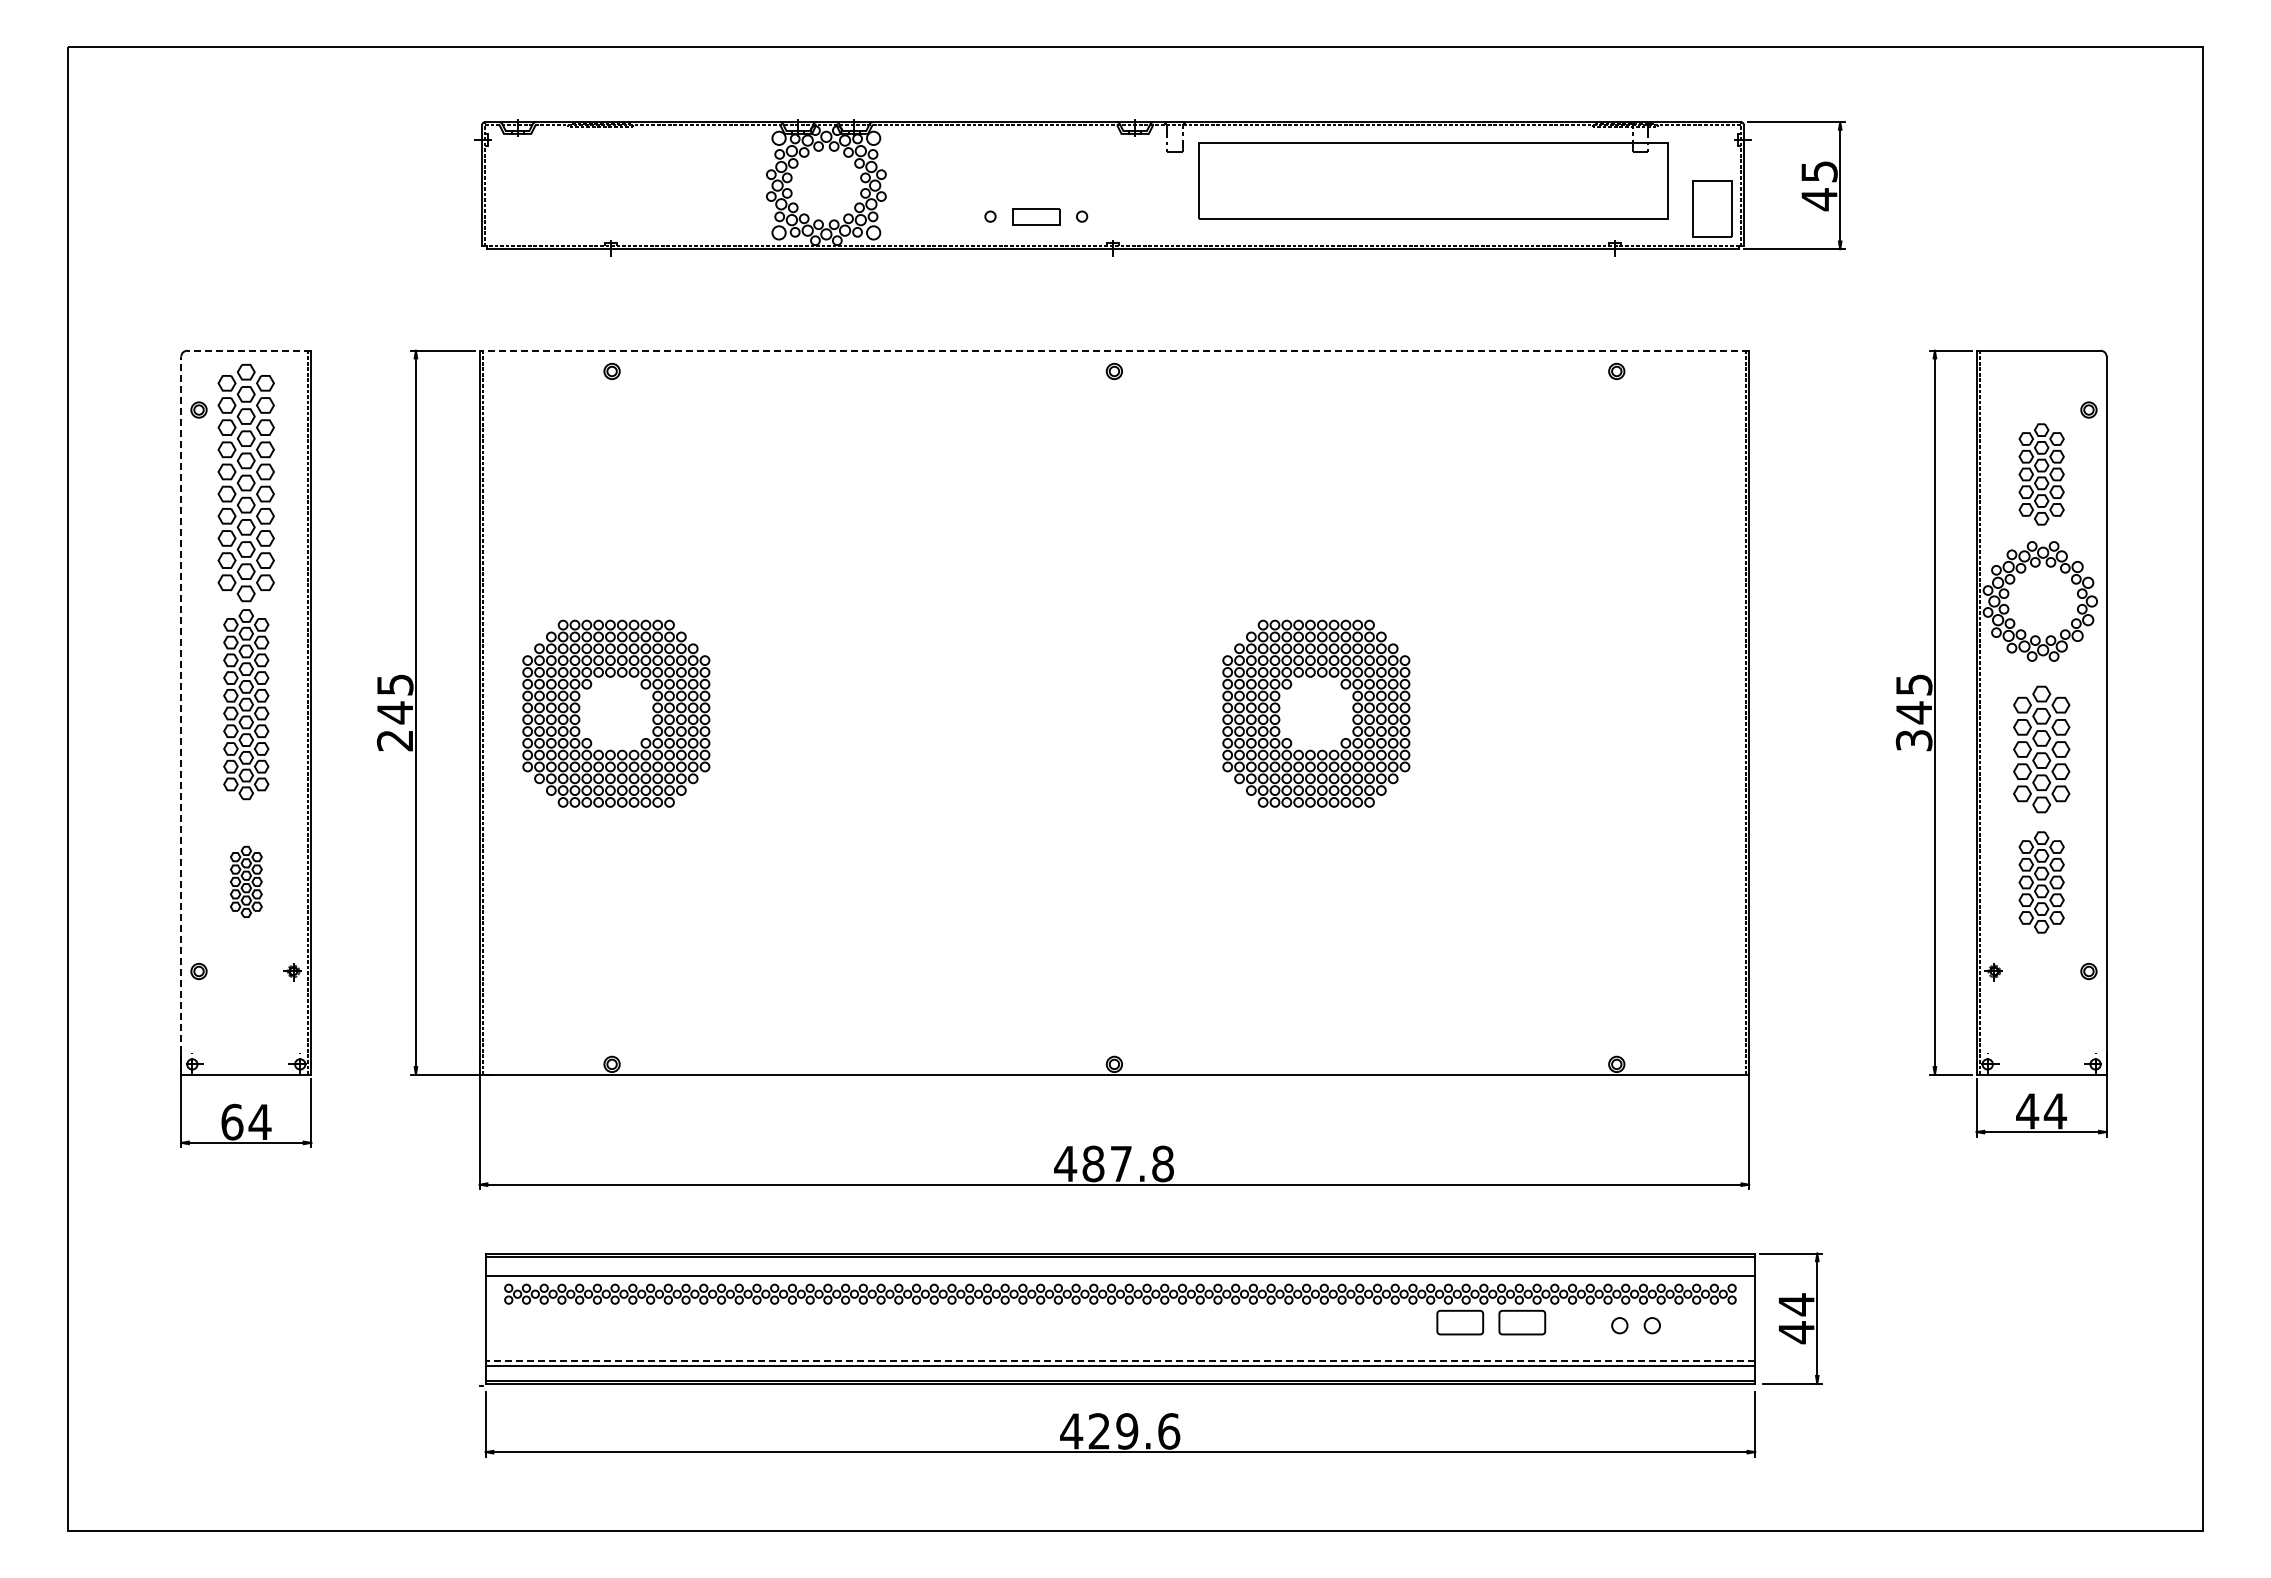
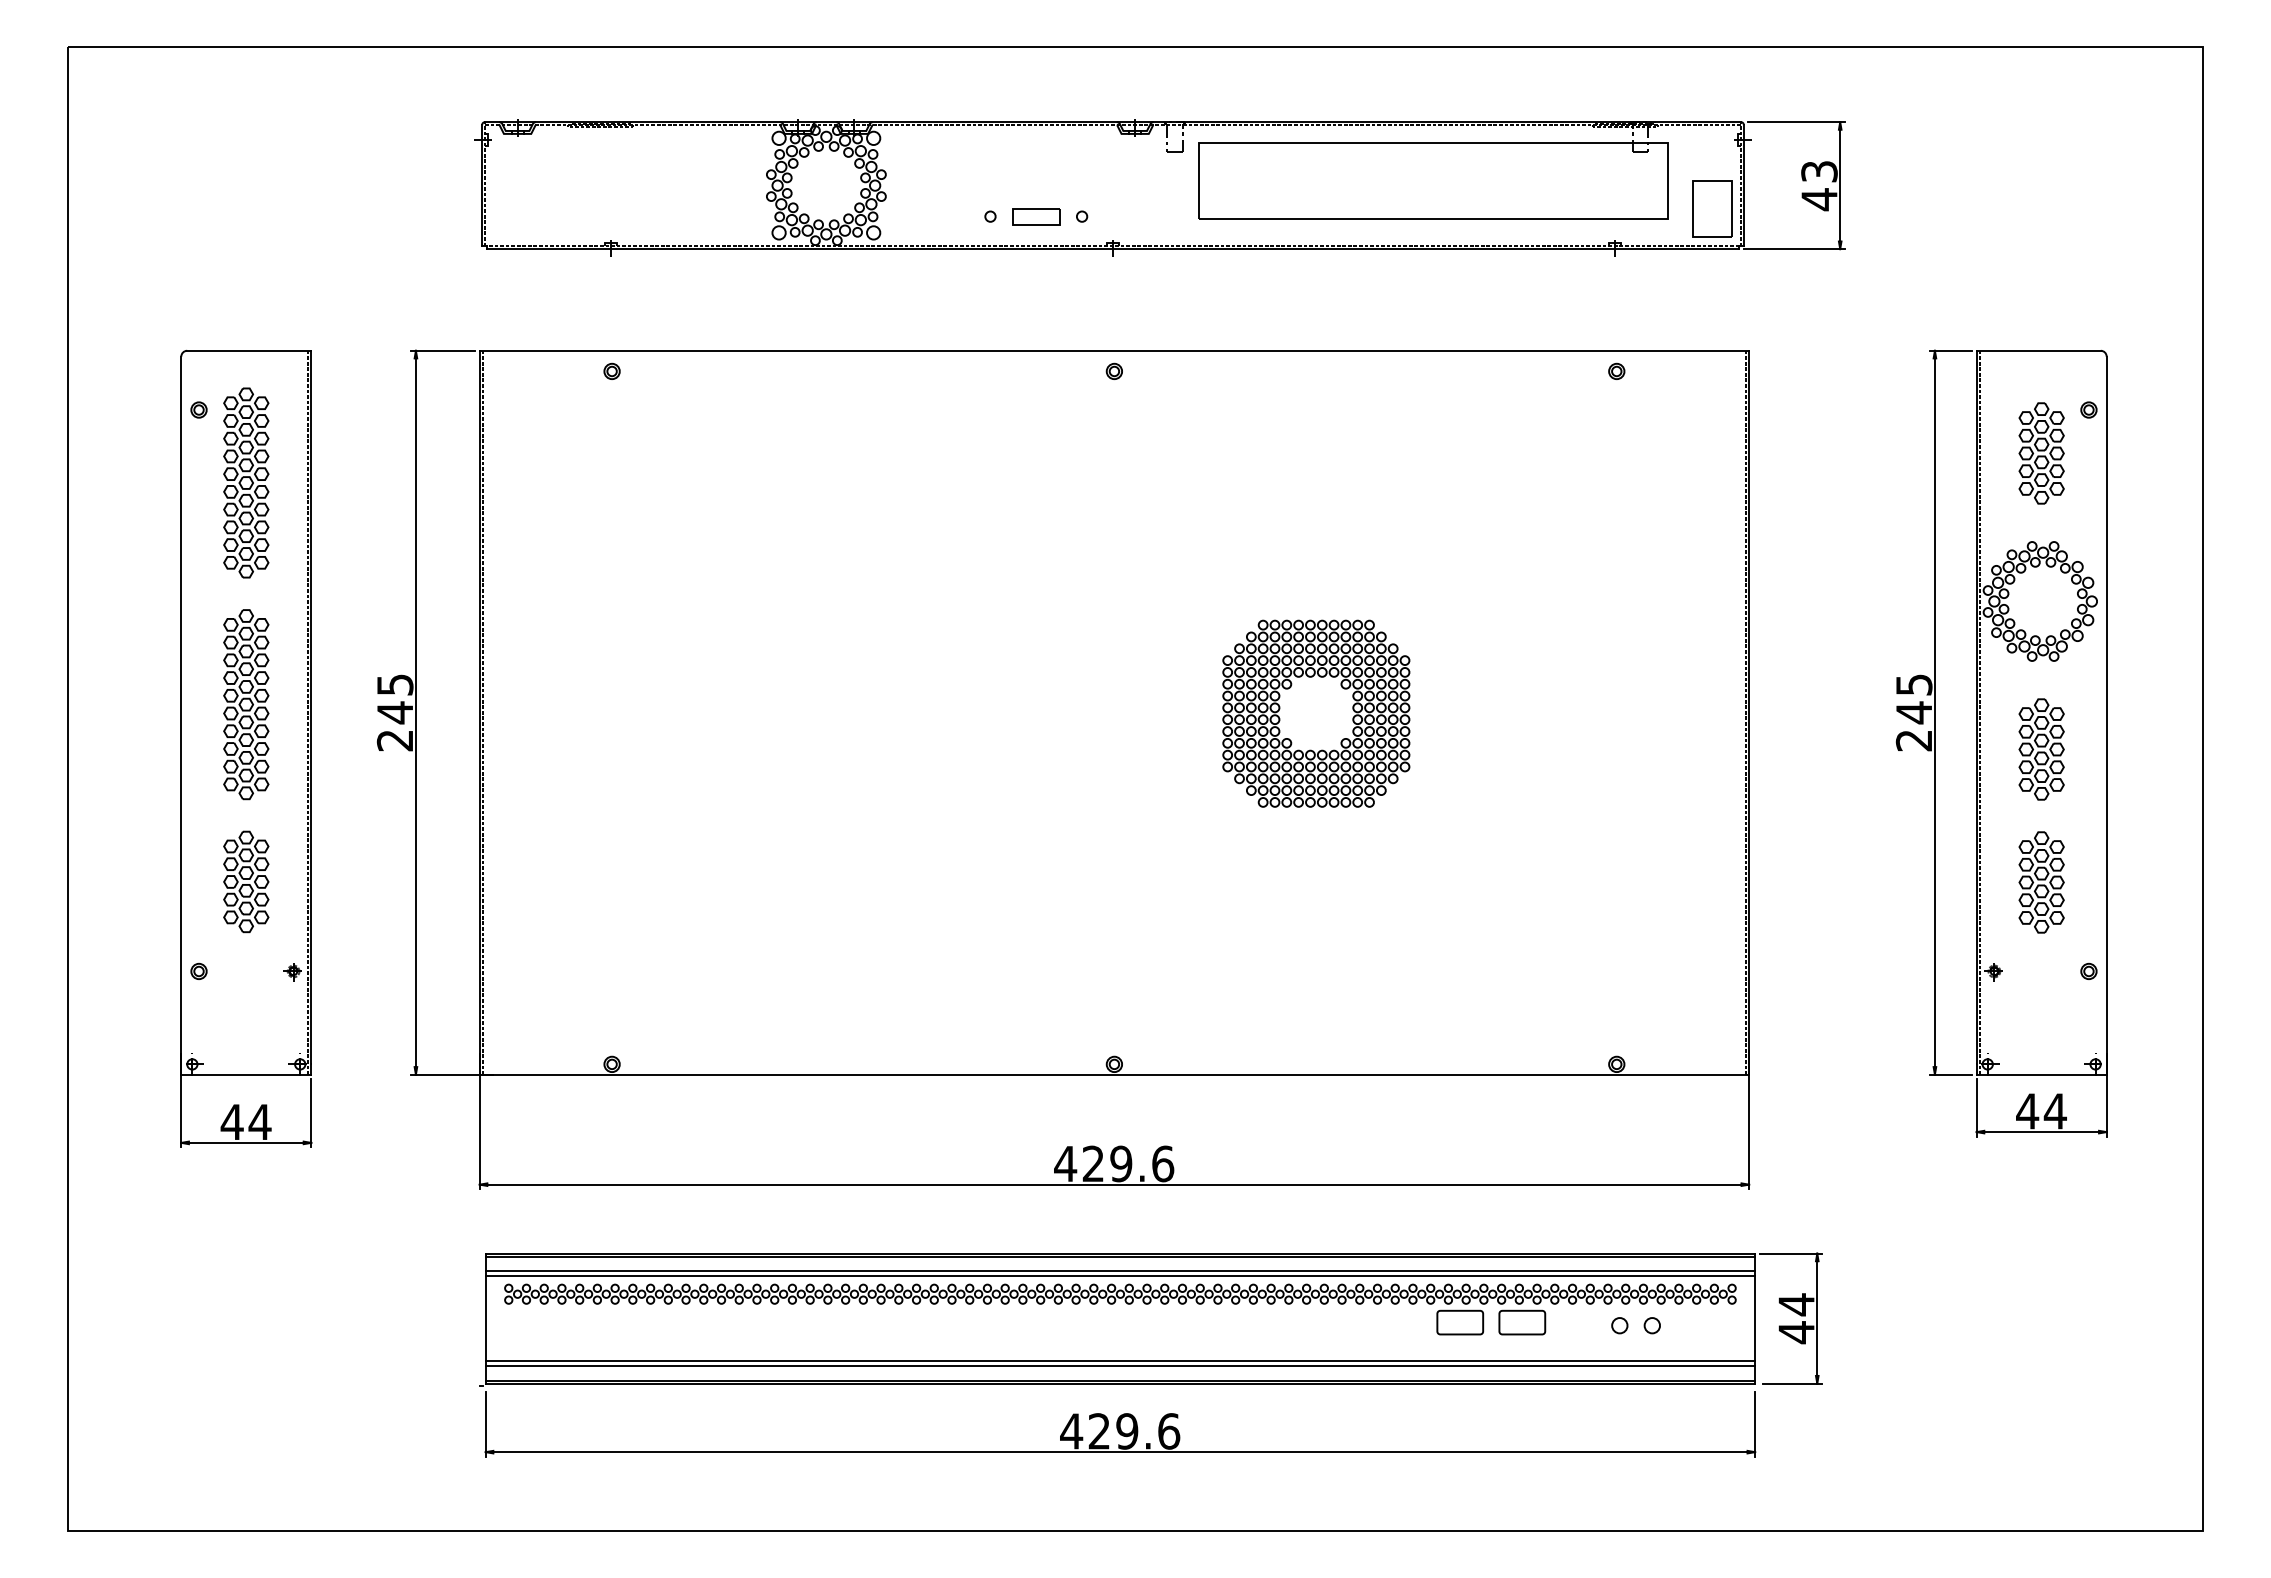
text: 45 -> 43 (1819, 171)
line: dashed -> solid (248, 350)
line: dashed -> solid (1114, 350)
part position: (2041, 474) -> (2041, 453) (2041, 453)
part size: 58x240 px -> 47x192 px (246, 482)
part: present -> none (591, 687)
line: dashed -> solid (181, 715)
text: 345 -> 245 (1914, 740)
part size: 58x129 px -> 47x103 px (2041, 749)
part size: 34x73 px -> 47x104 px (246, 881)
text: 64 -> 44 (231, 1121)
text: 487.8 -> 429.6 (1128, 1163)
line: none -> present (1120, 1271)
line: dashed -> solid (1120, 1361)
